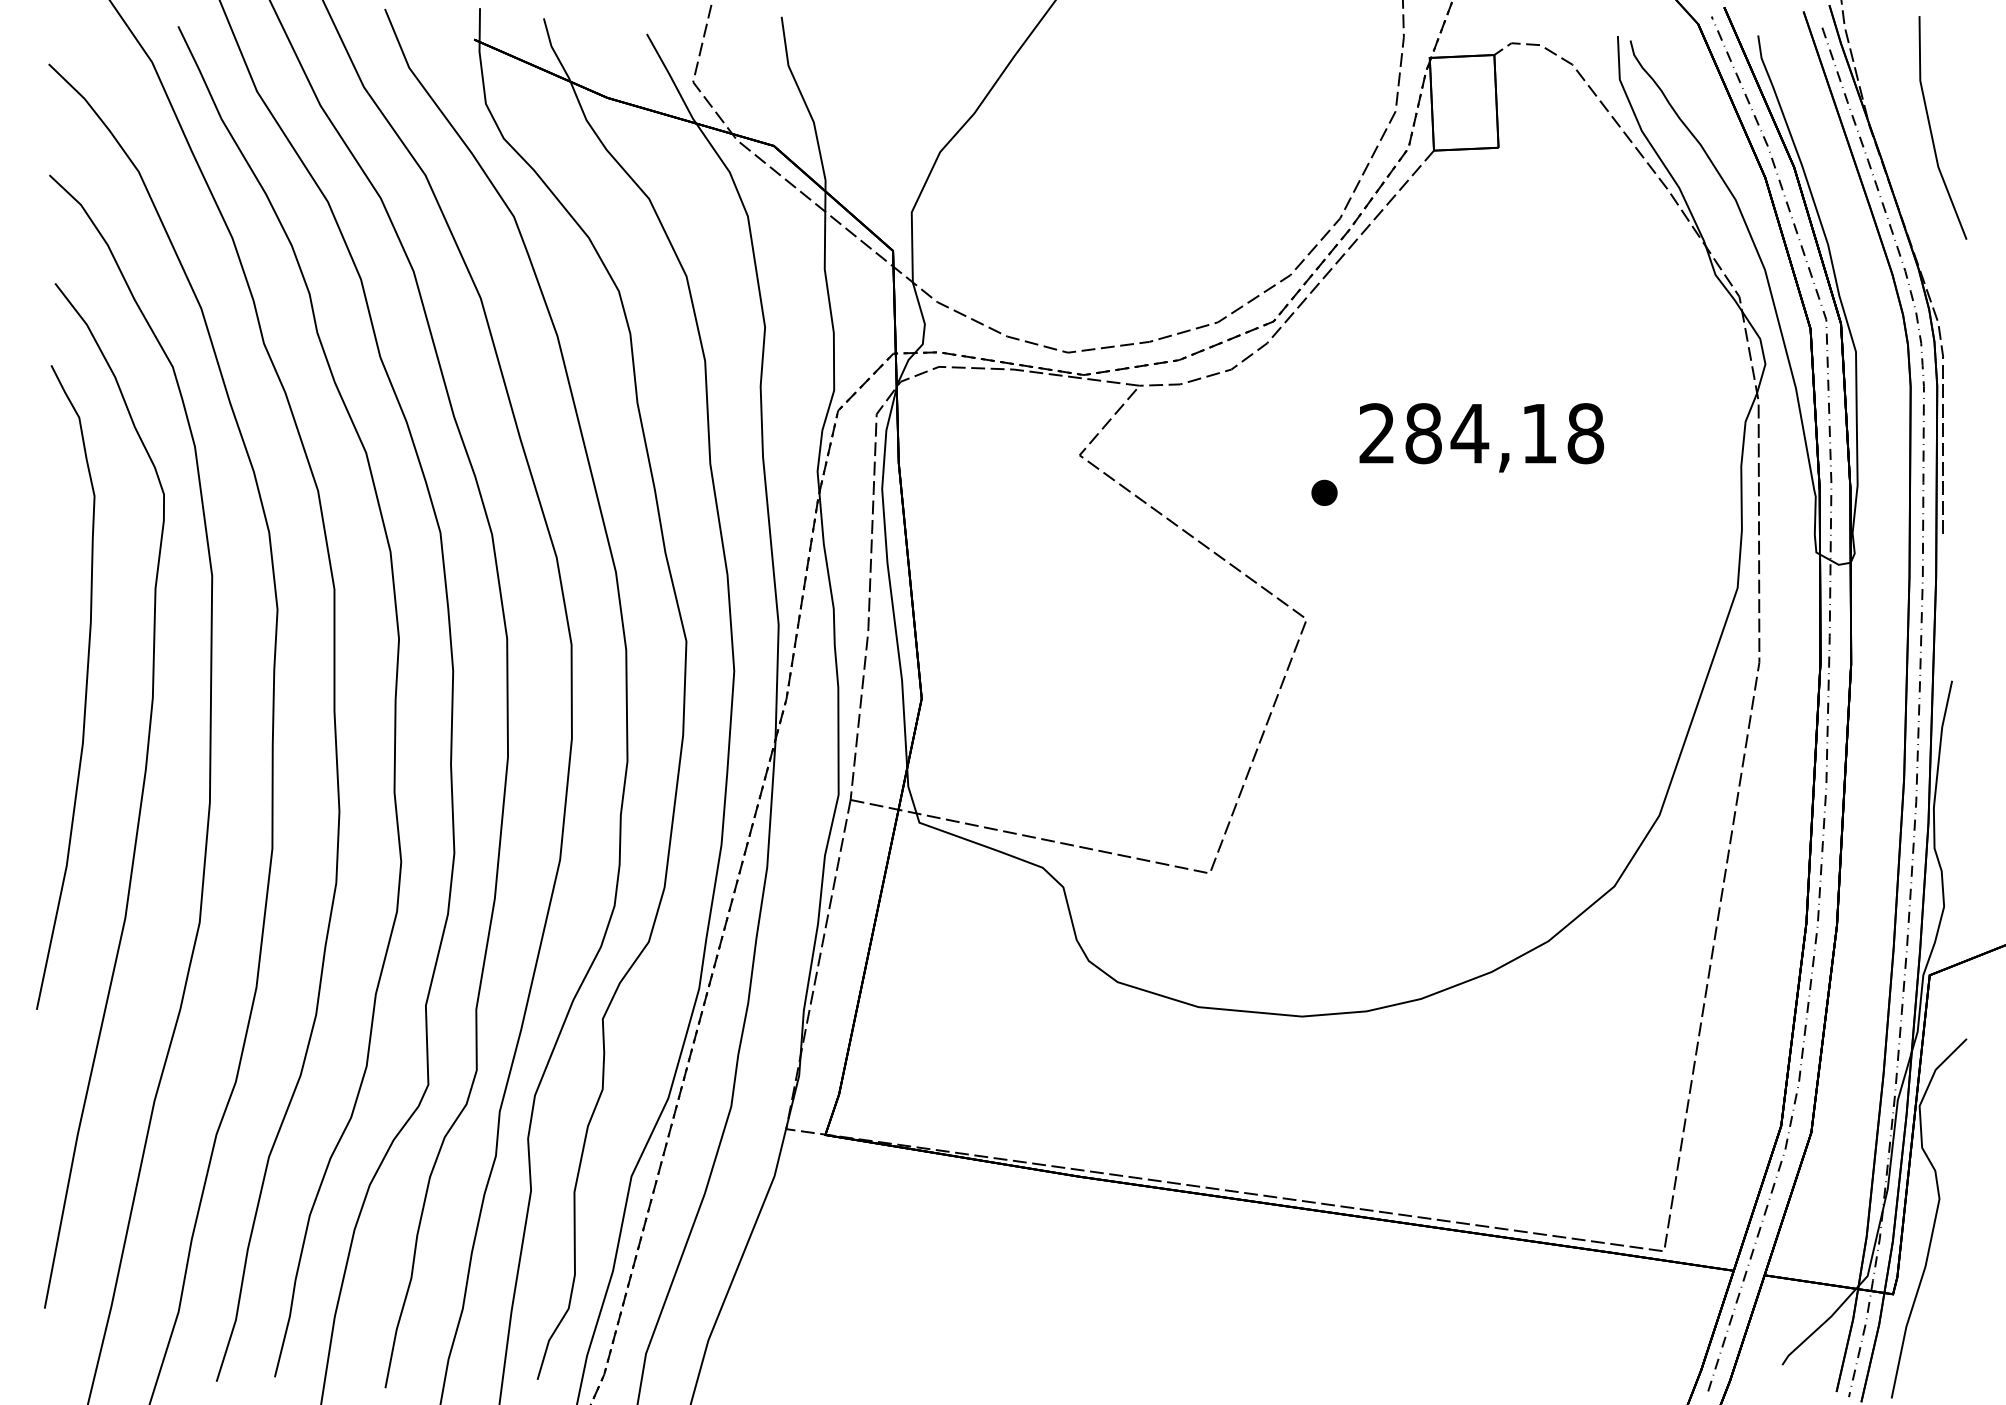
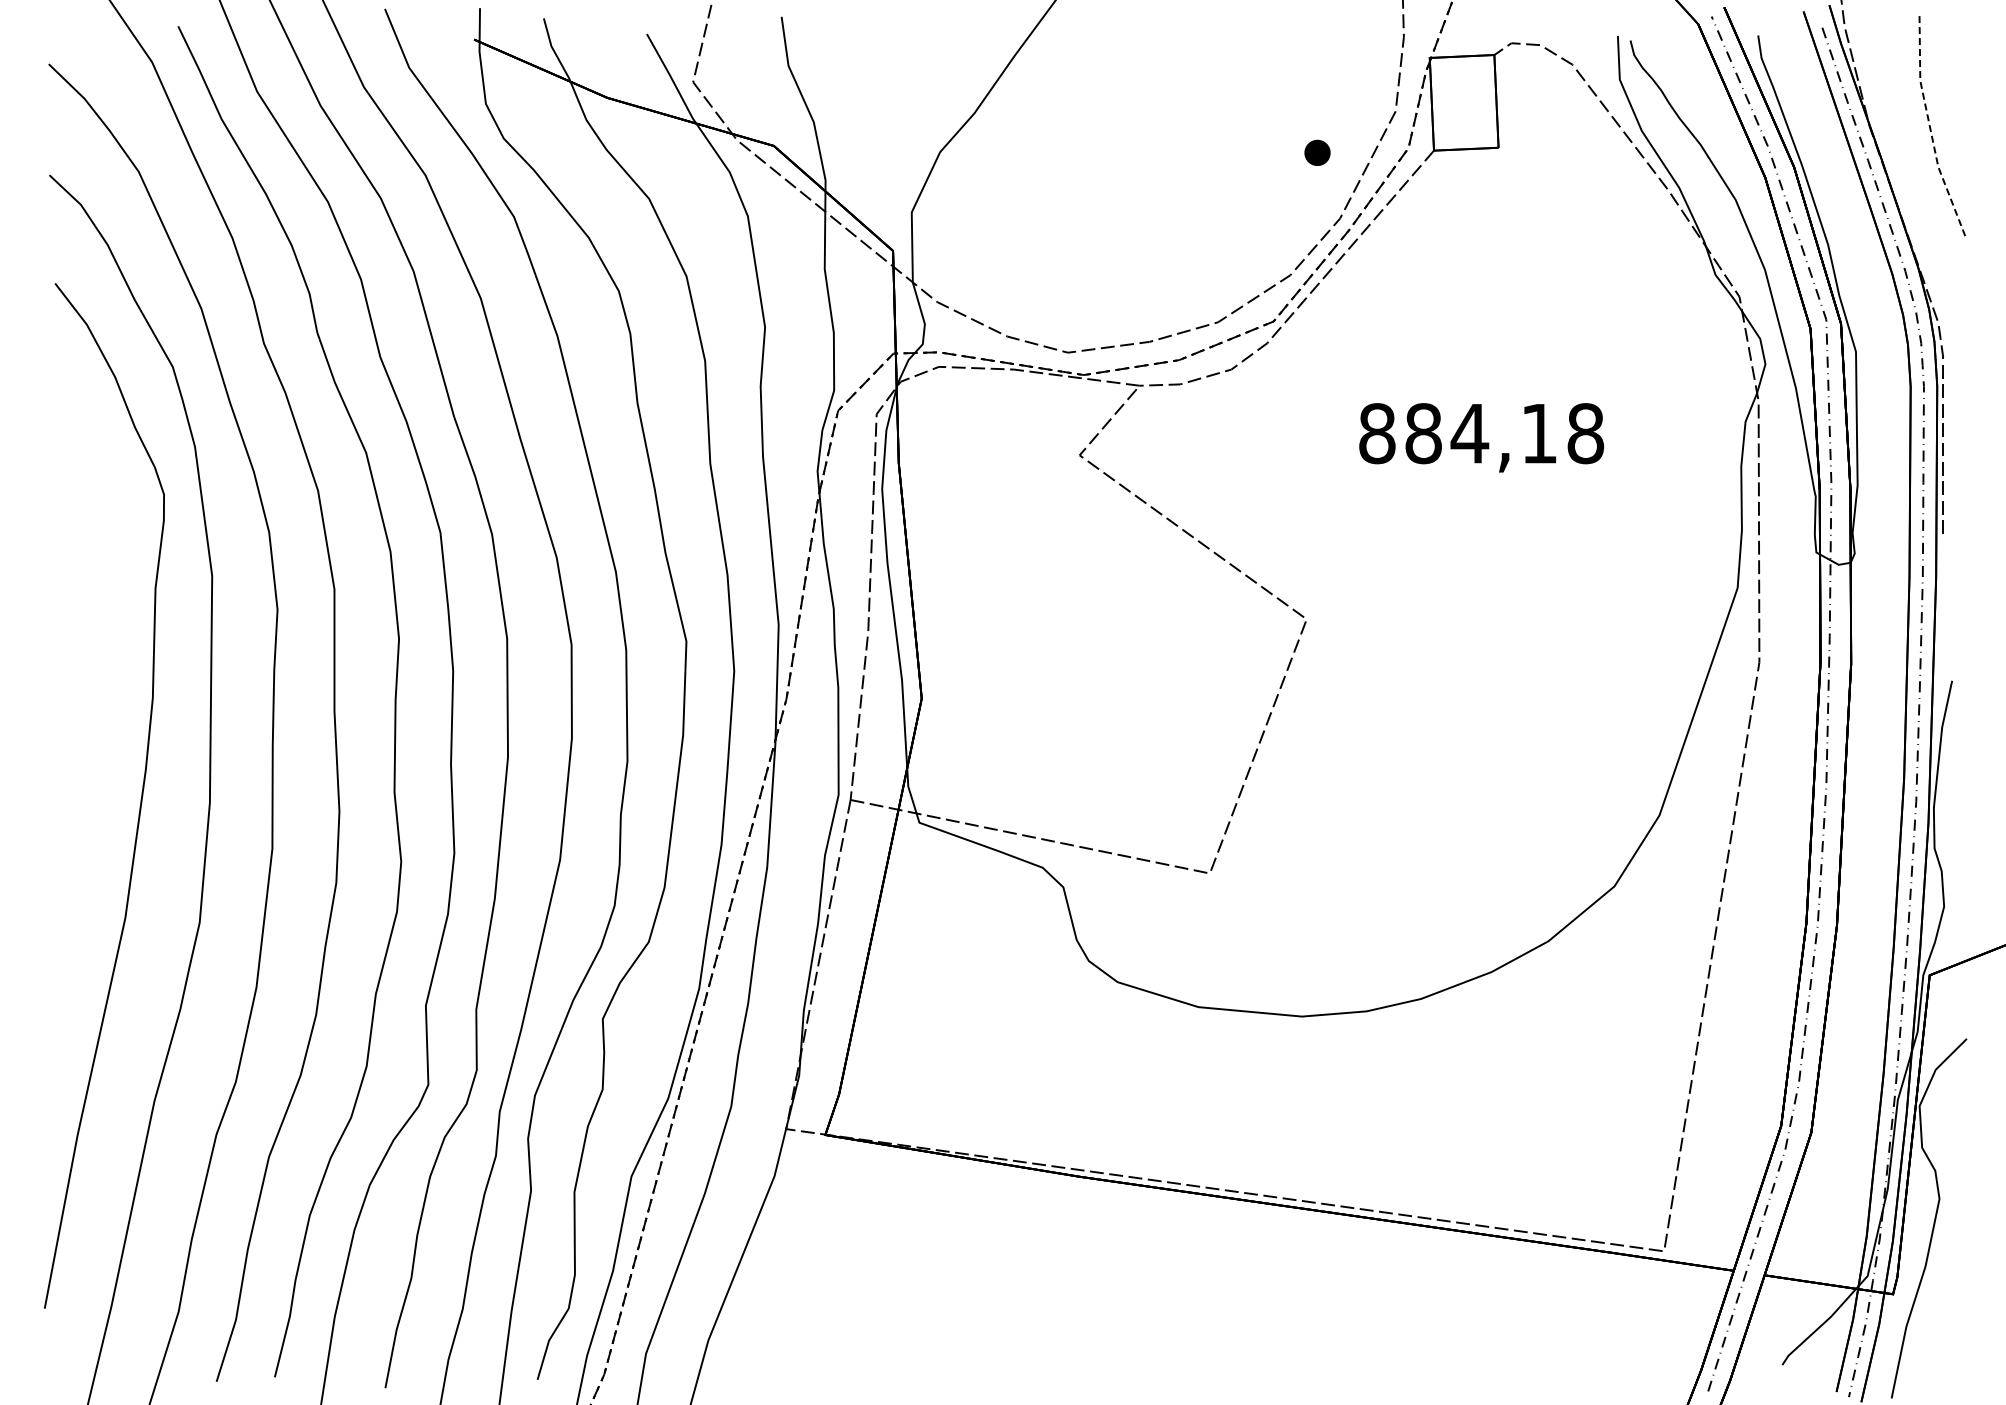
line: solid -> dashed (1930, 131)
text: 284,18 -> 884,18 (1377, 433)
part position: (1324, 492) -> (1317, 152) (1317, 152)
curve: present -> none (85, 687)
